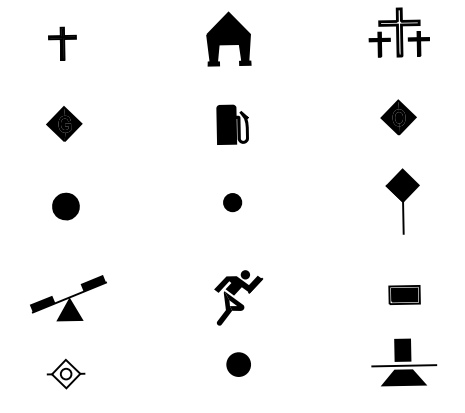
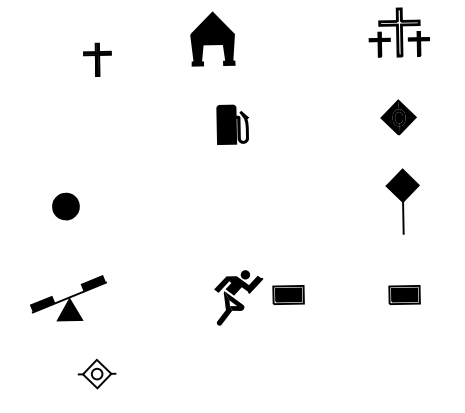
part position: (228, 38) -> (212, 38) (212, 38)
part position: (62, 43) -> (97, 59) (97, 59)
part: present -> none (64, 123)
part: present -> none (232, 202)
part: none -> present (288, 294)
part: present -> none (404, 362)
part: present -> none (238, 364)
part position: (65, 373) -> (96, 373) (96, 373)
